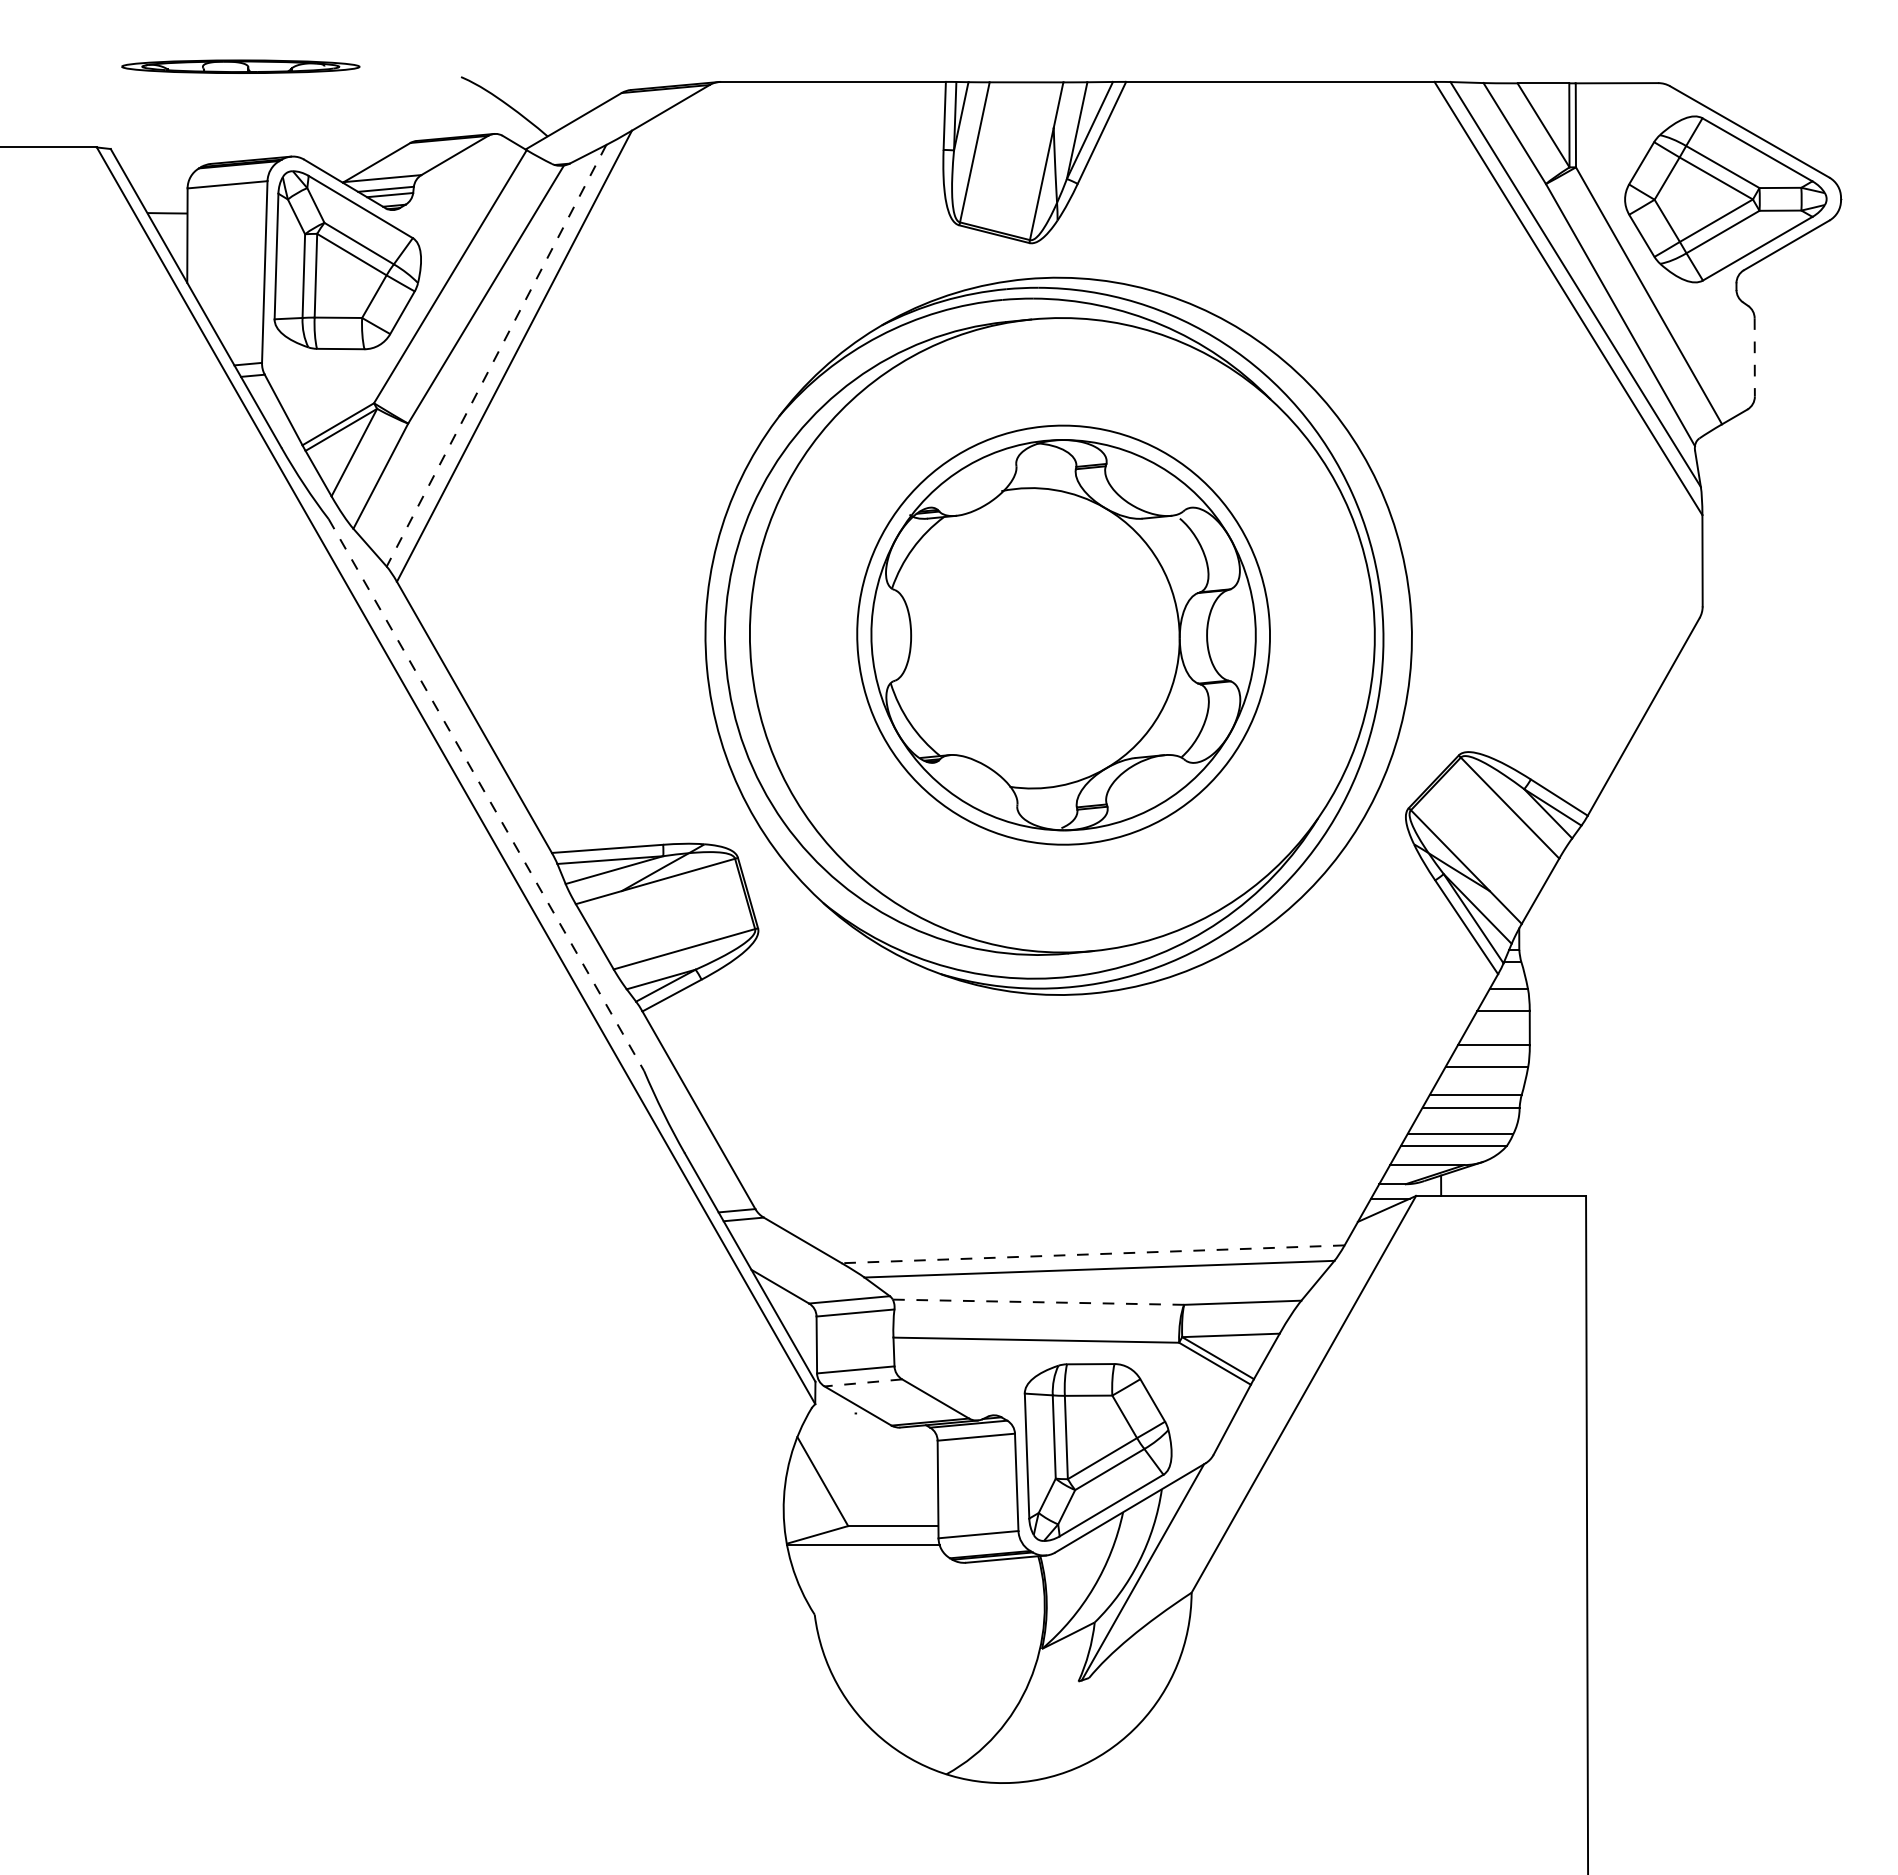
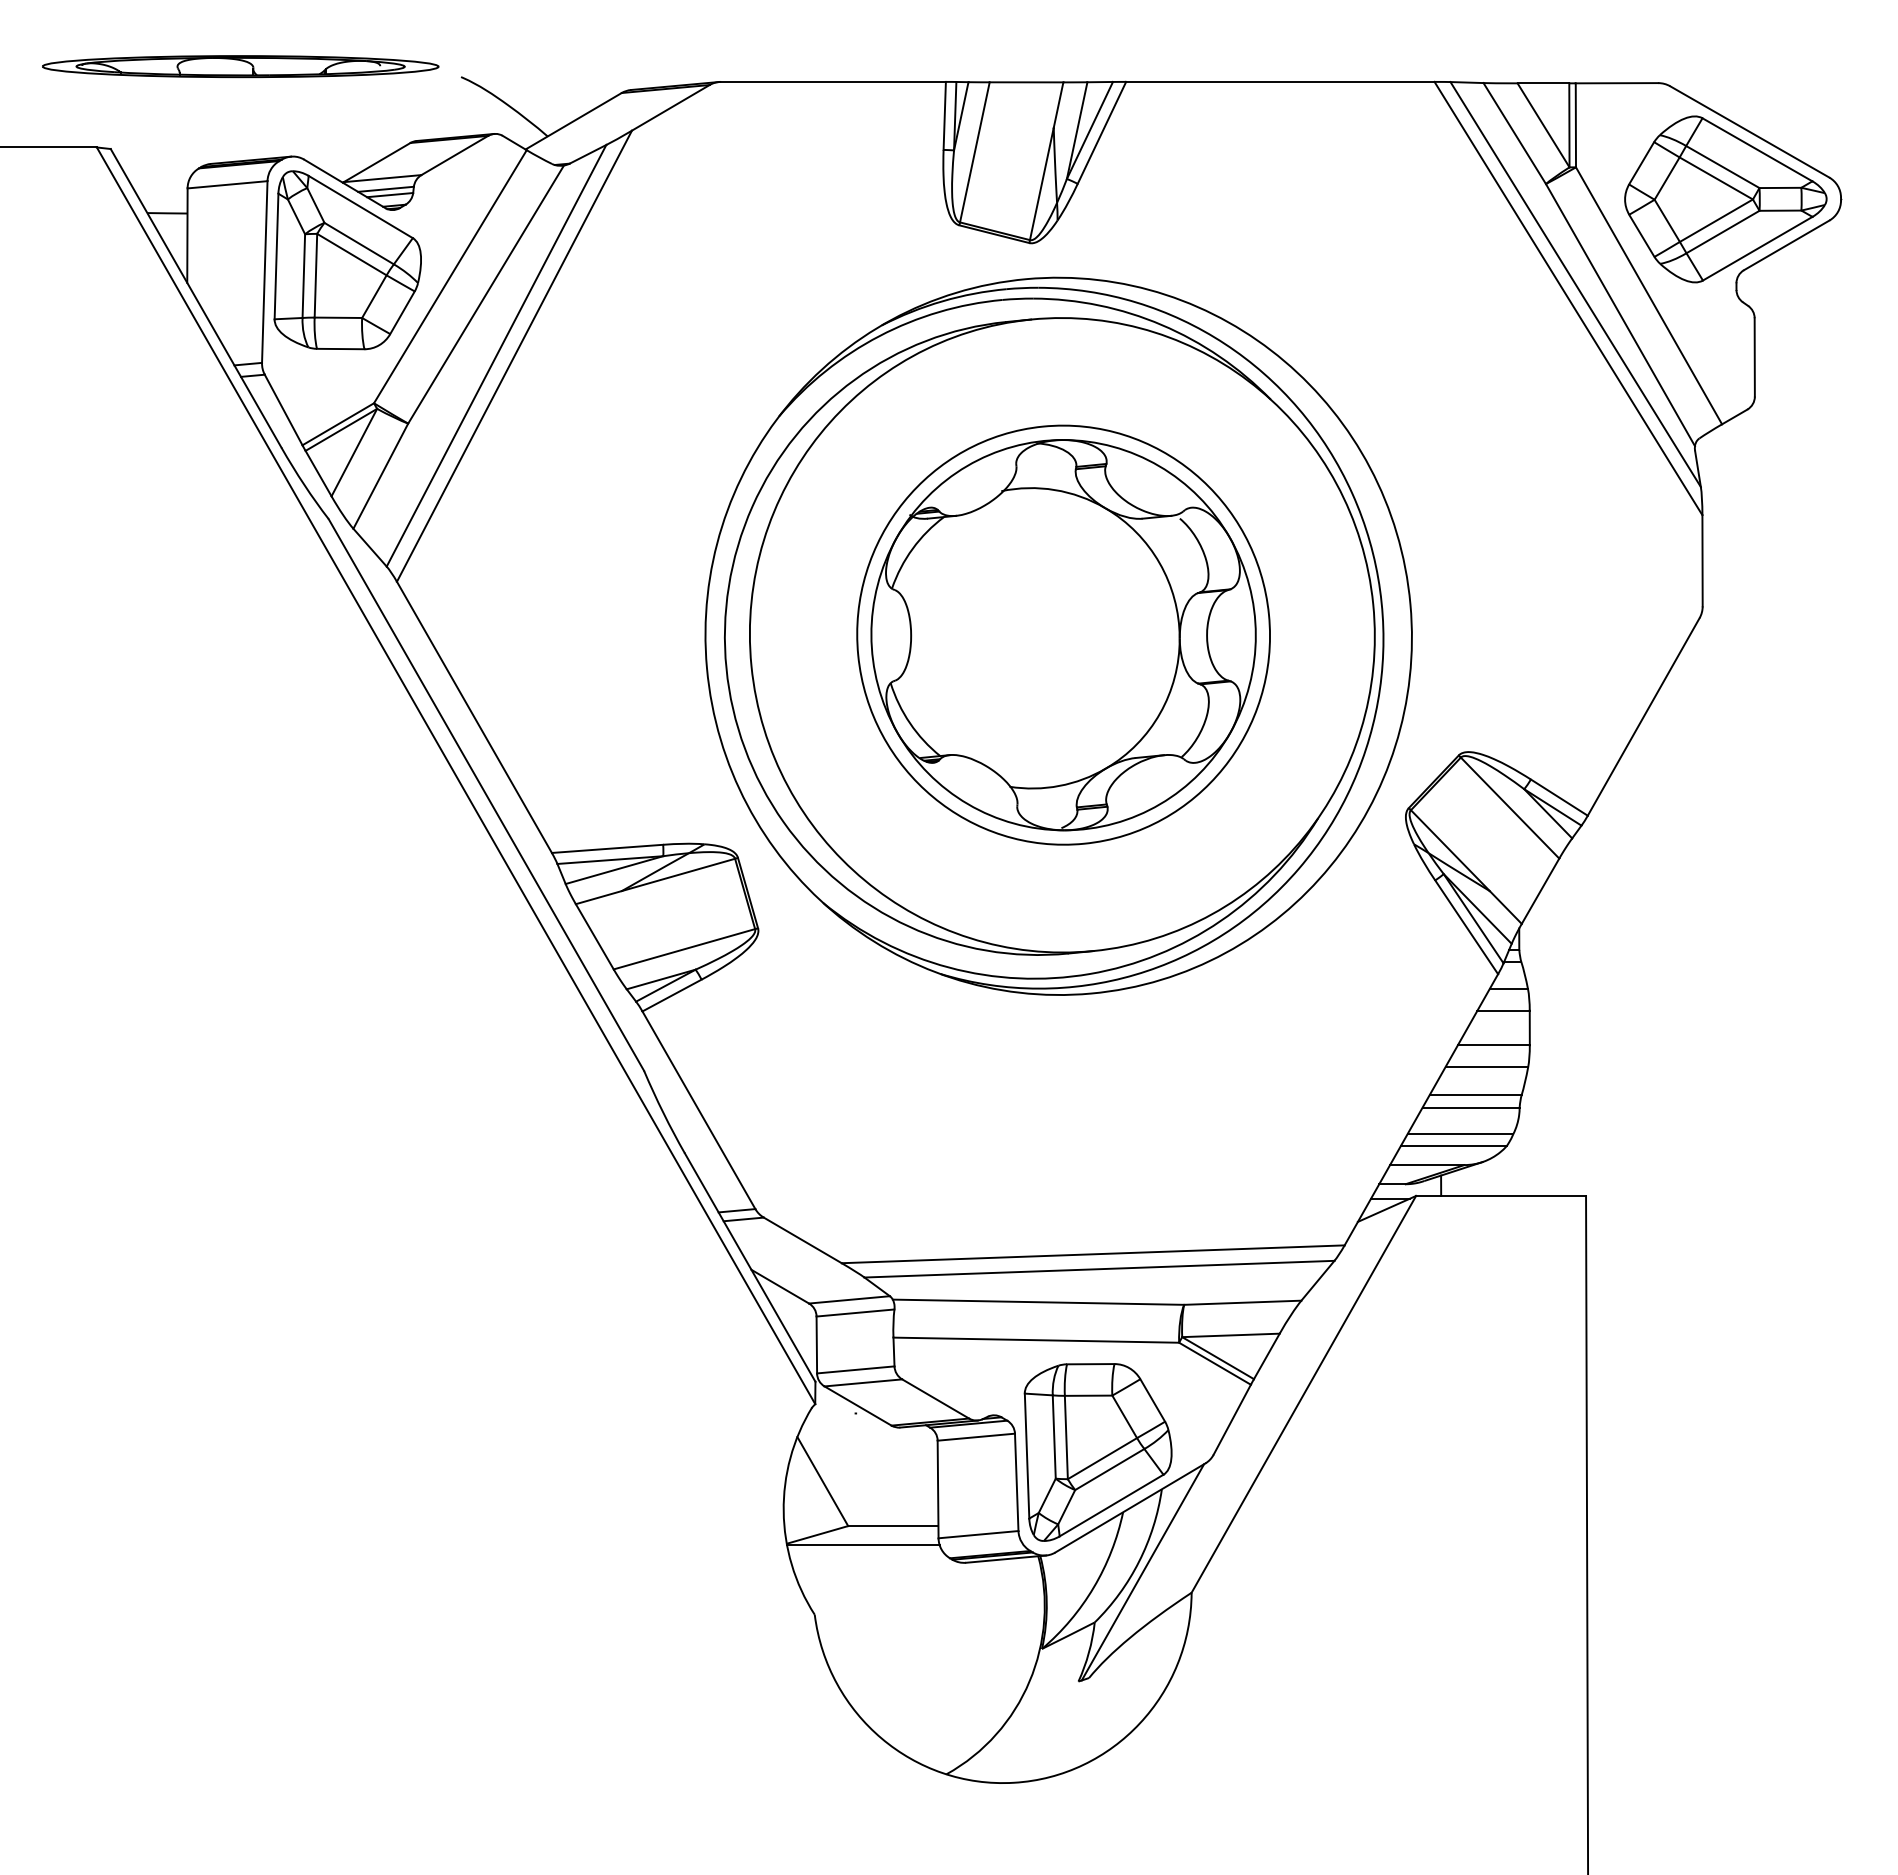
part size: 240x15 px -> 398x24 px (240, 66)
line: dashed -> solid (496, 355)
line: dashed -> solid (1754, 357)
line: dashed -> solid (486, 794)
line: dashed -> solid (1093, 1254)
line: dashed -> solid (1038, 1302)
line: dashed -> solid (863, 1382)
